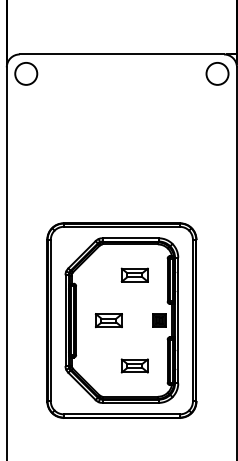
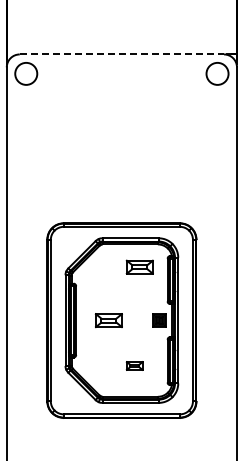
line: solid -> dashed (122, 54)
part position: (134, 274) -> (139, 266) (139, 266)
part size: 29x16 px -> 19x10 px (134, 365)
